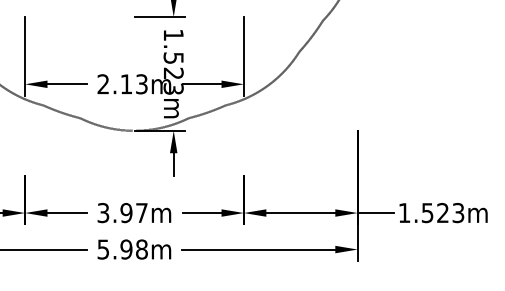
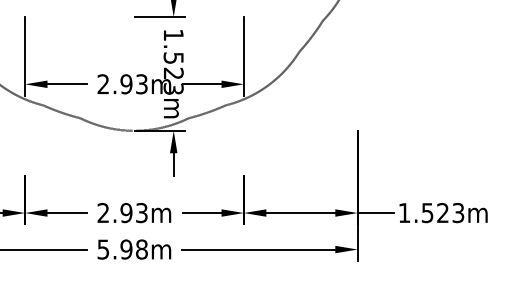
text: 2.13m -> 2.93m (126, 84)
text: 3.97m -> 2.93m (122, 212)
